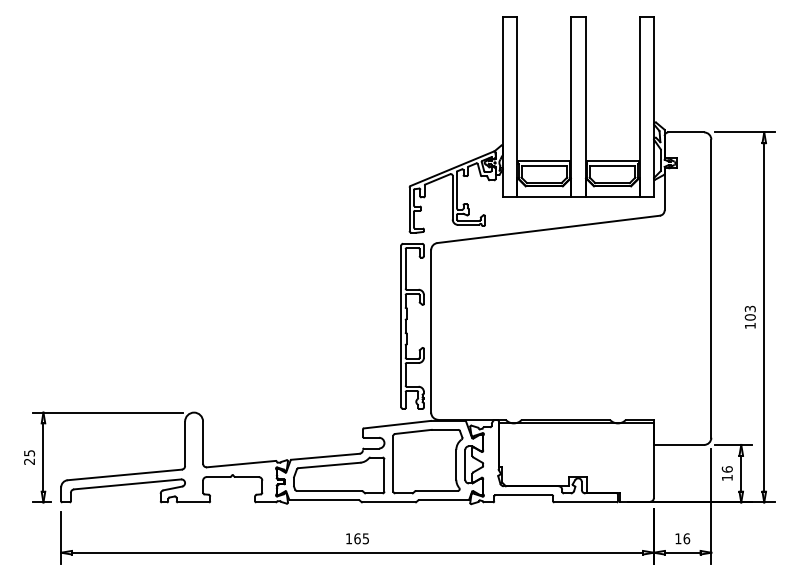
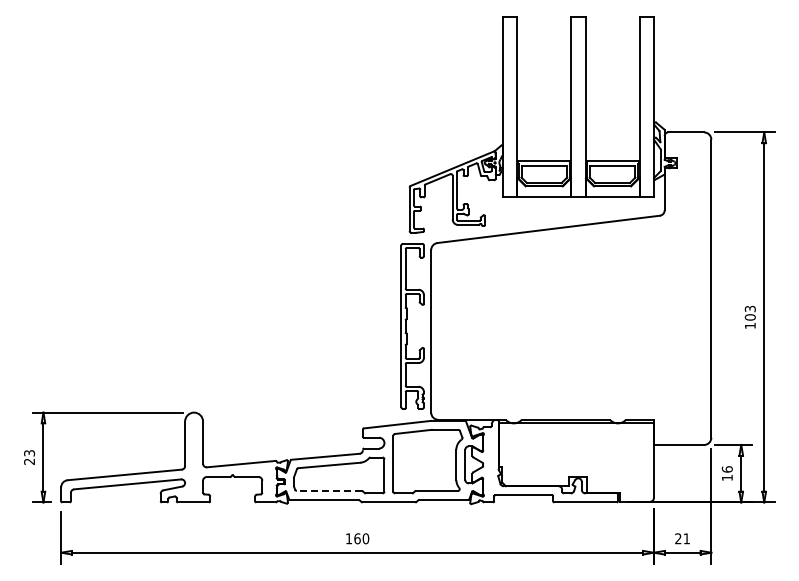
text: 25 -> 23 (29, 453)
line: solid -> dashed (328, 490)
text: 165 -> 160 (365, 538)
text: 16 -> 21 (682, 538)
